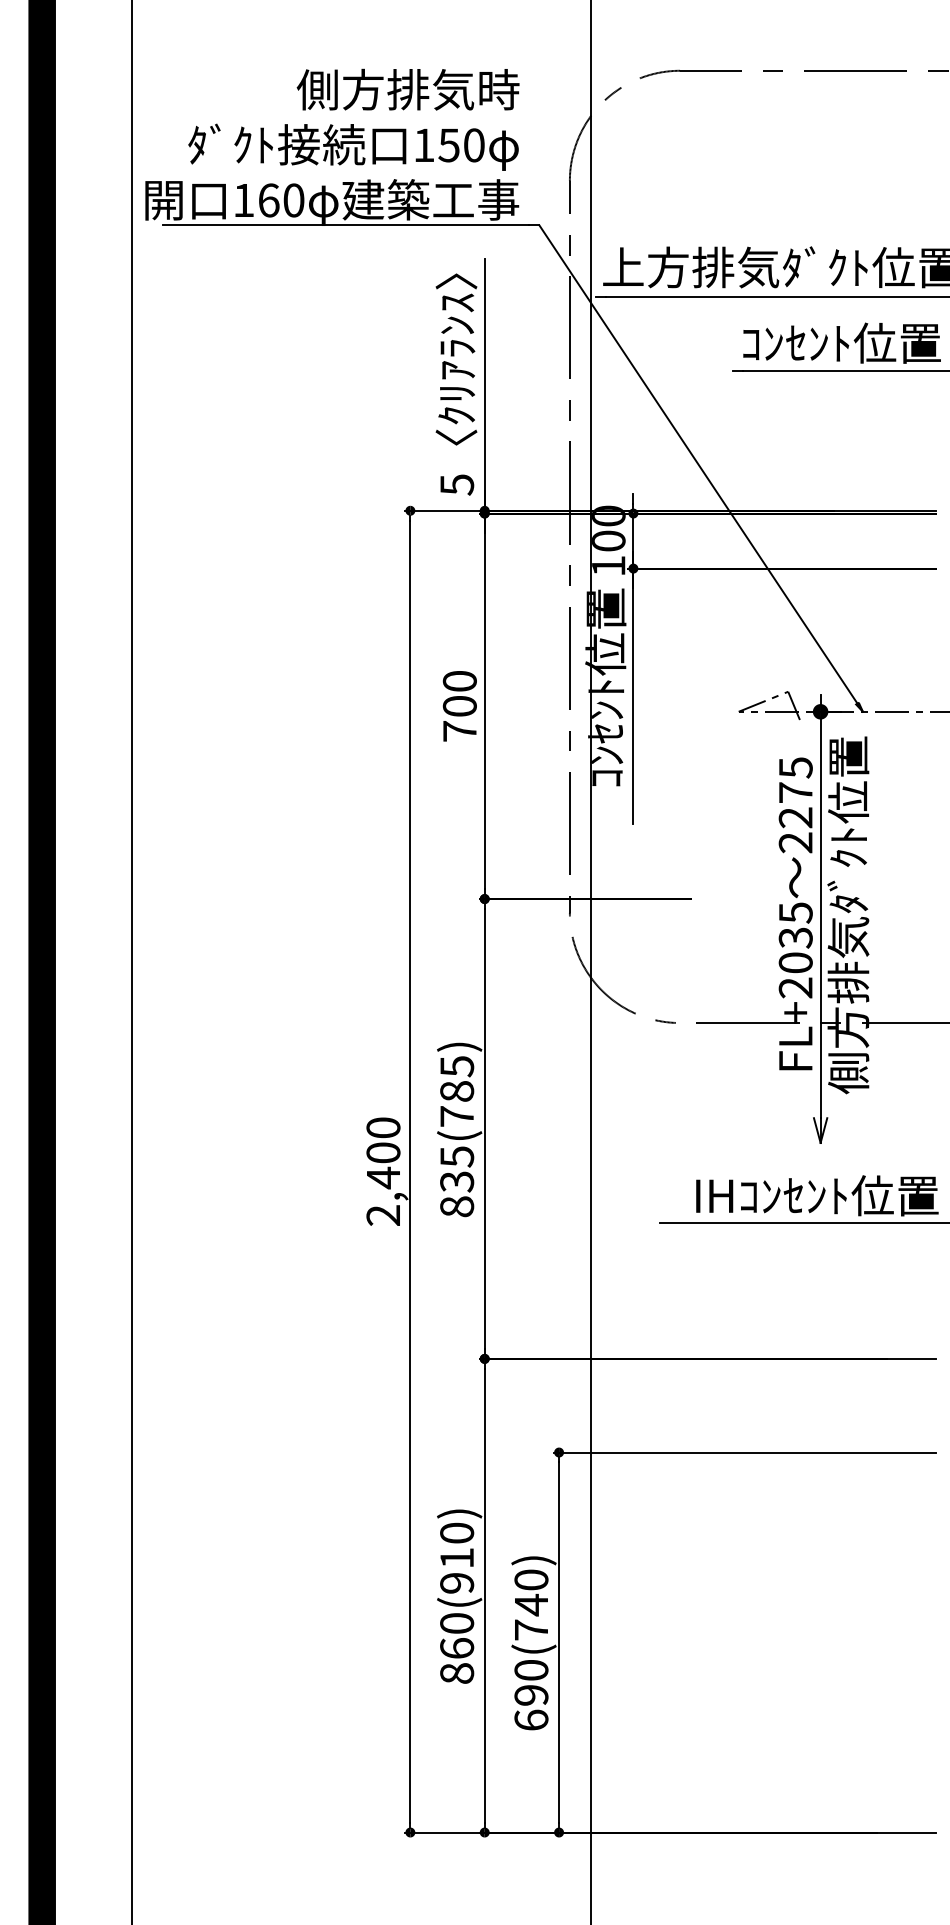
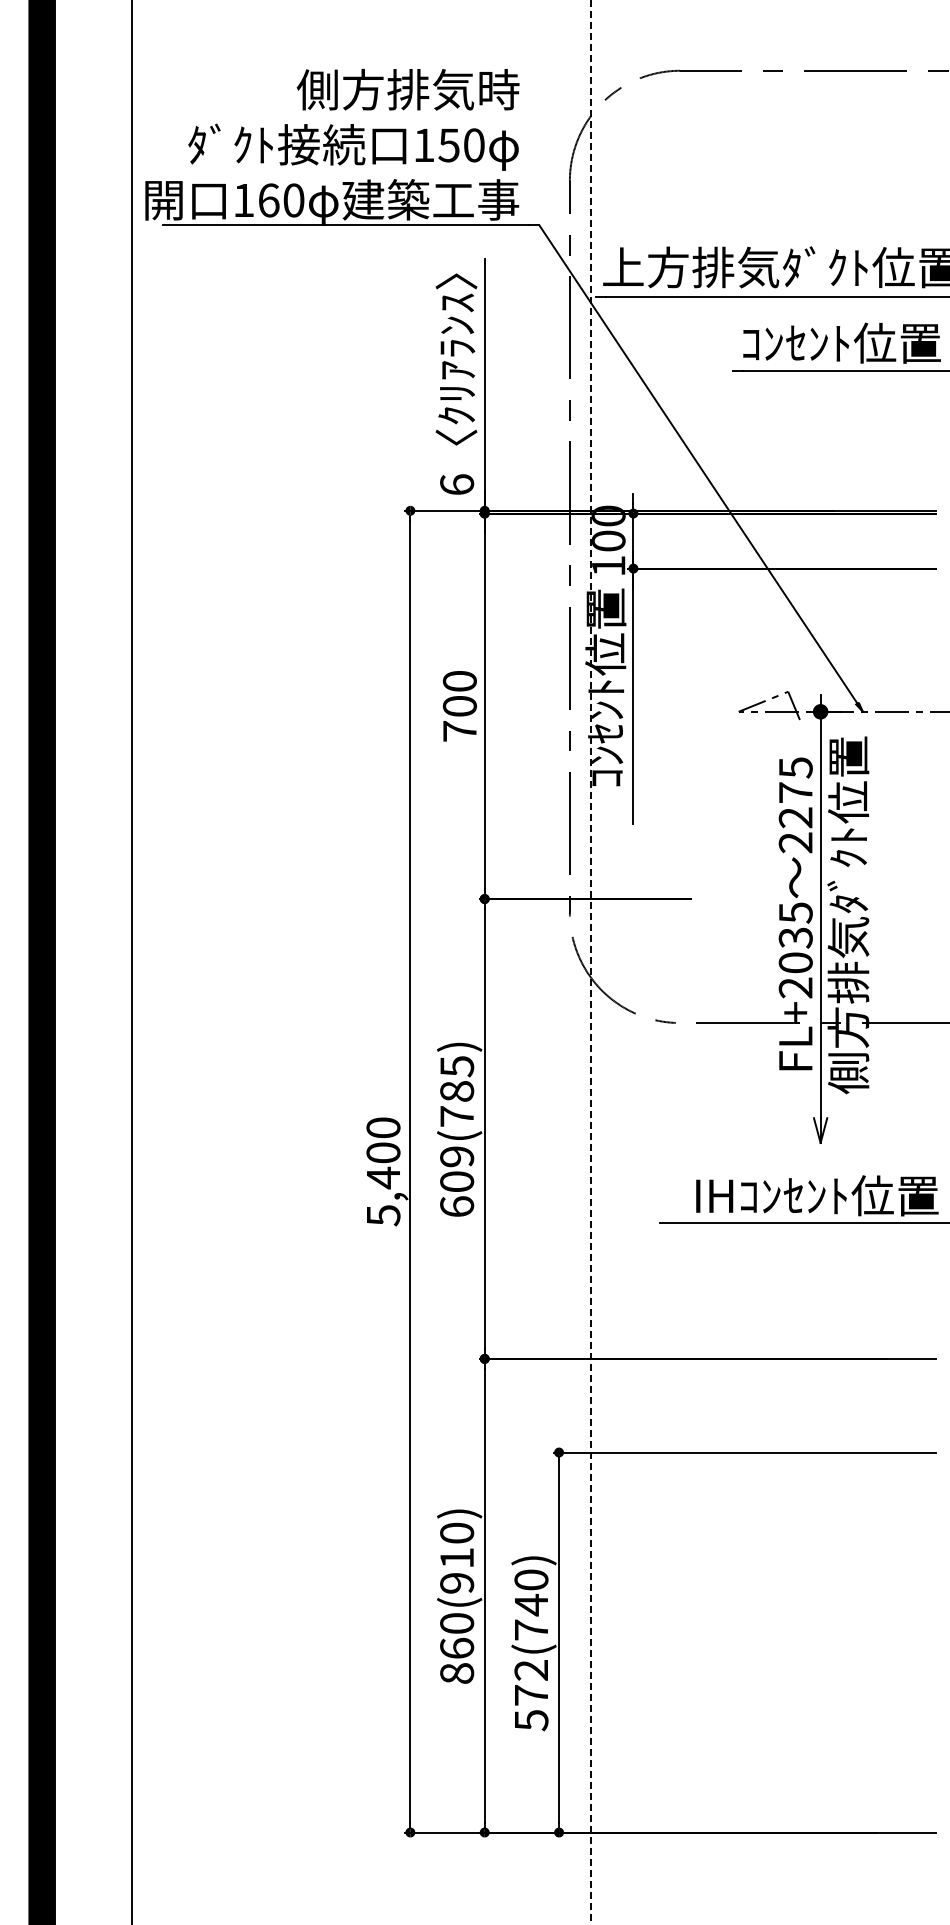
text: 5 -> 6 (457, 484)
line: solid -> dashed (590, 962)
text: 835(785) -> 609(785) (457, 1181)
text: 2,400 -> 5,400 (383, 1215)
text: 690(740) -> 572(740) (531, 1695)
